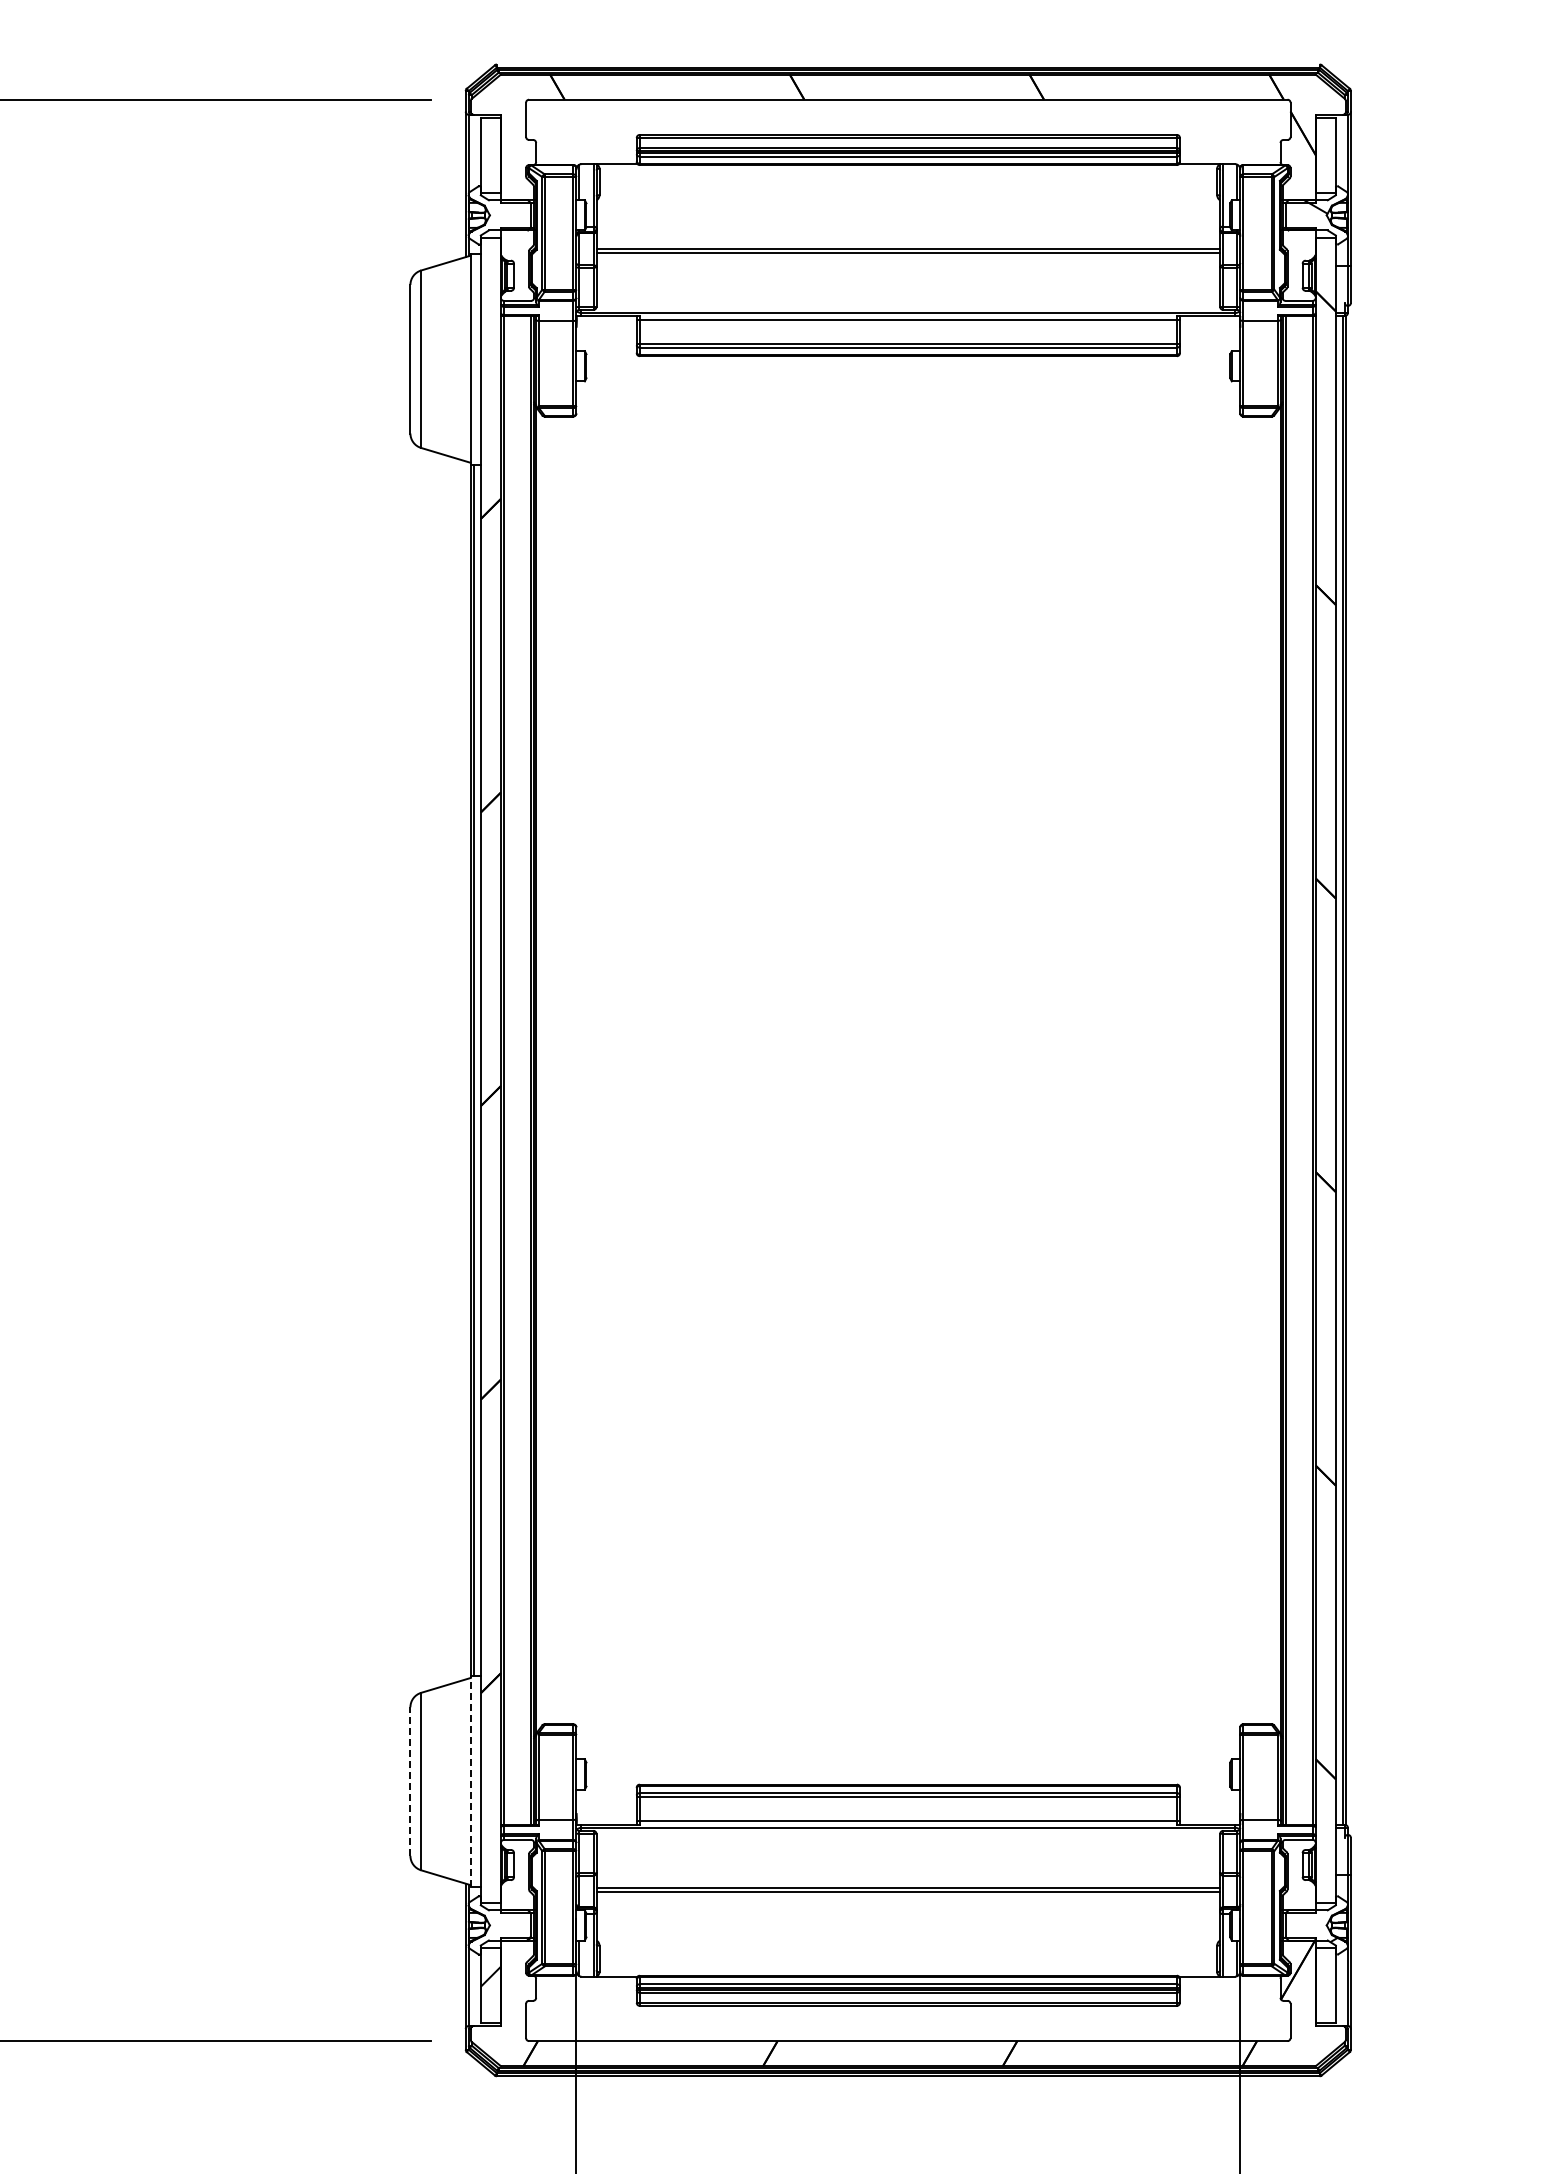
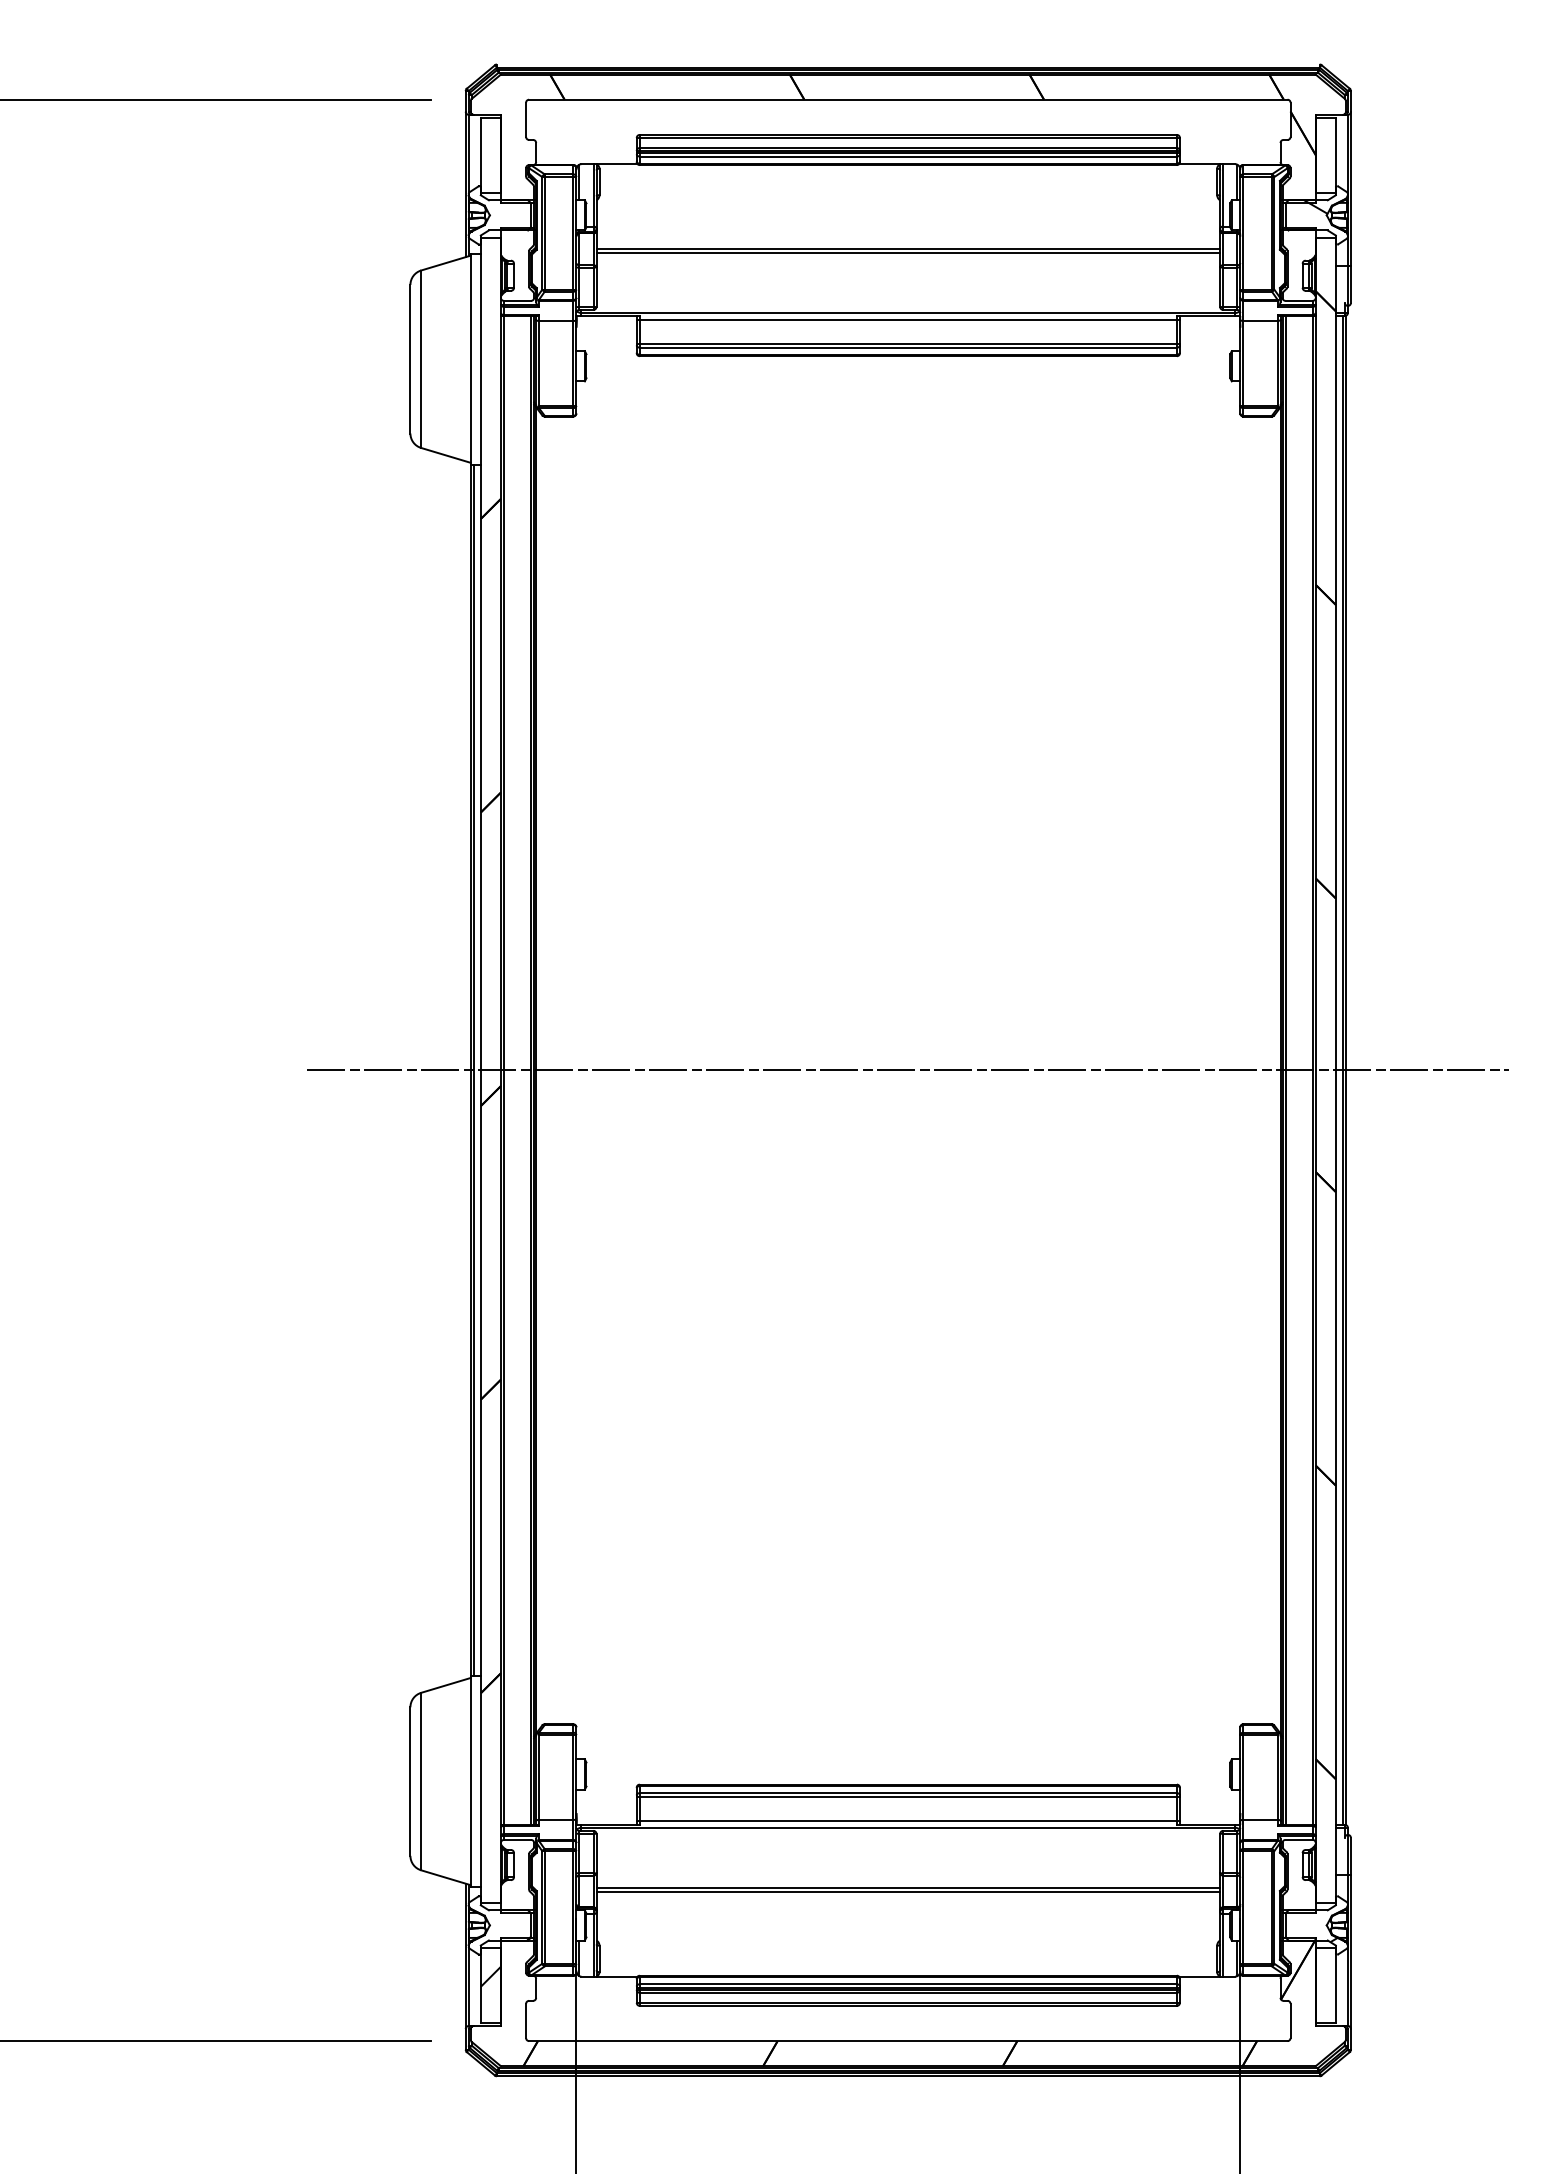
line: none -> present (908, 1070)
line: dashed -> solid (410, 1781)
line: dashed -> solid (470, 1781)
